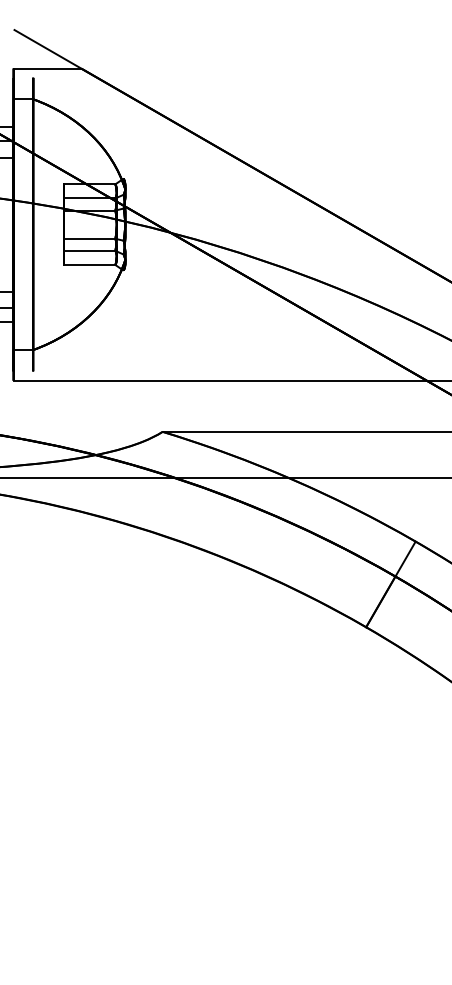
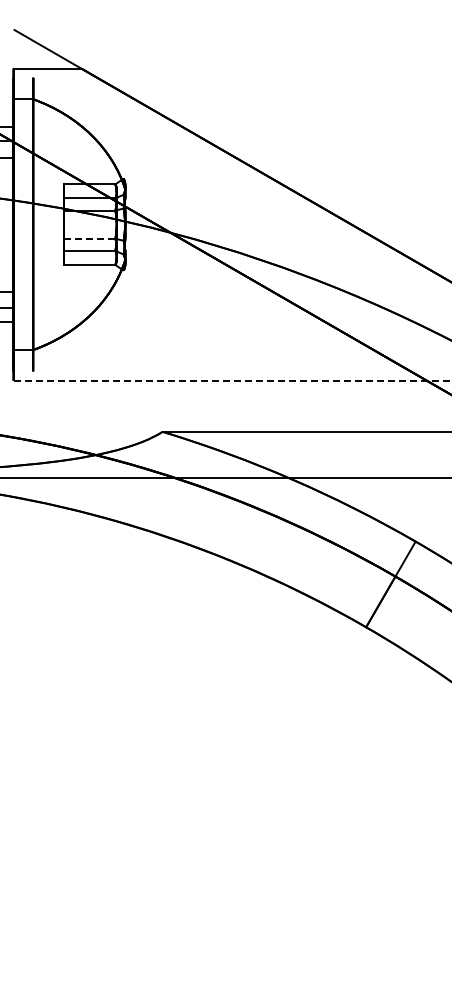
line: solid -> dashed (89, 238)
line: solid -> dashed (232, 380)
